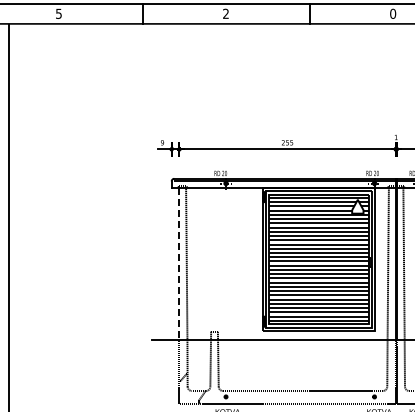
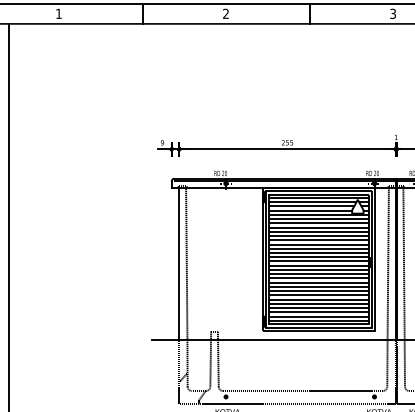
text: 5 -> 1 (58, 13)
text: 0 -> 3 (393, 13)
line: dashed -> solid (179, 264)
